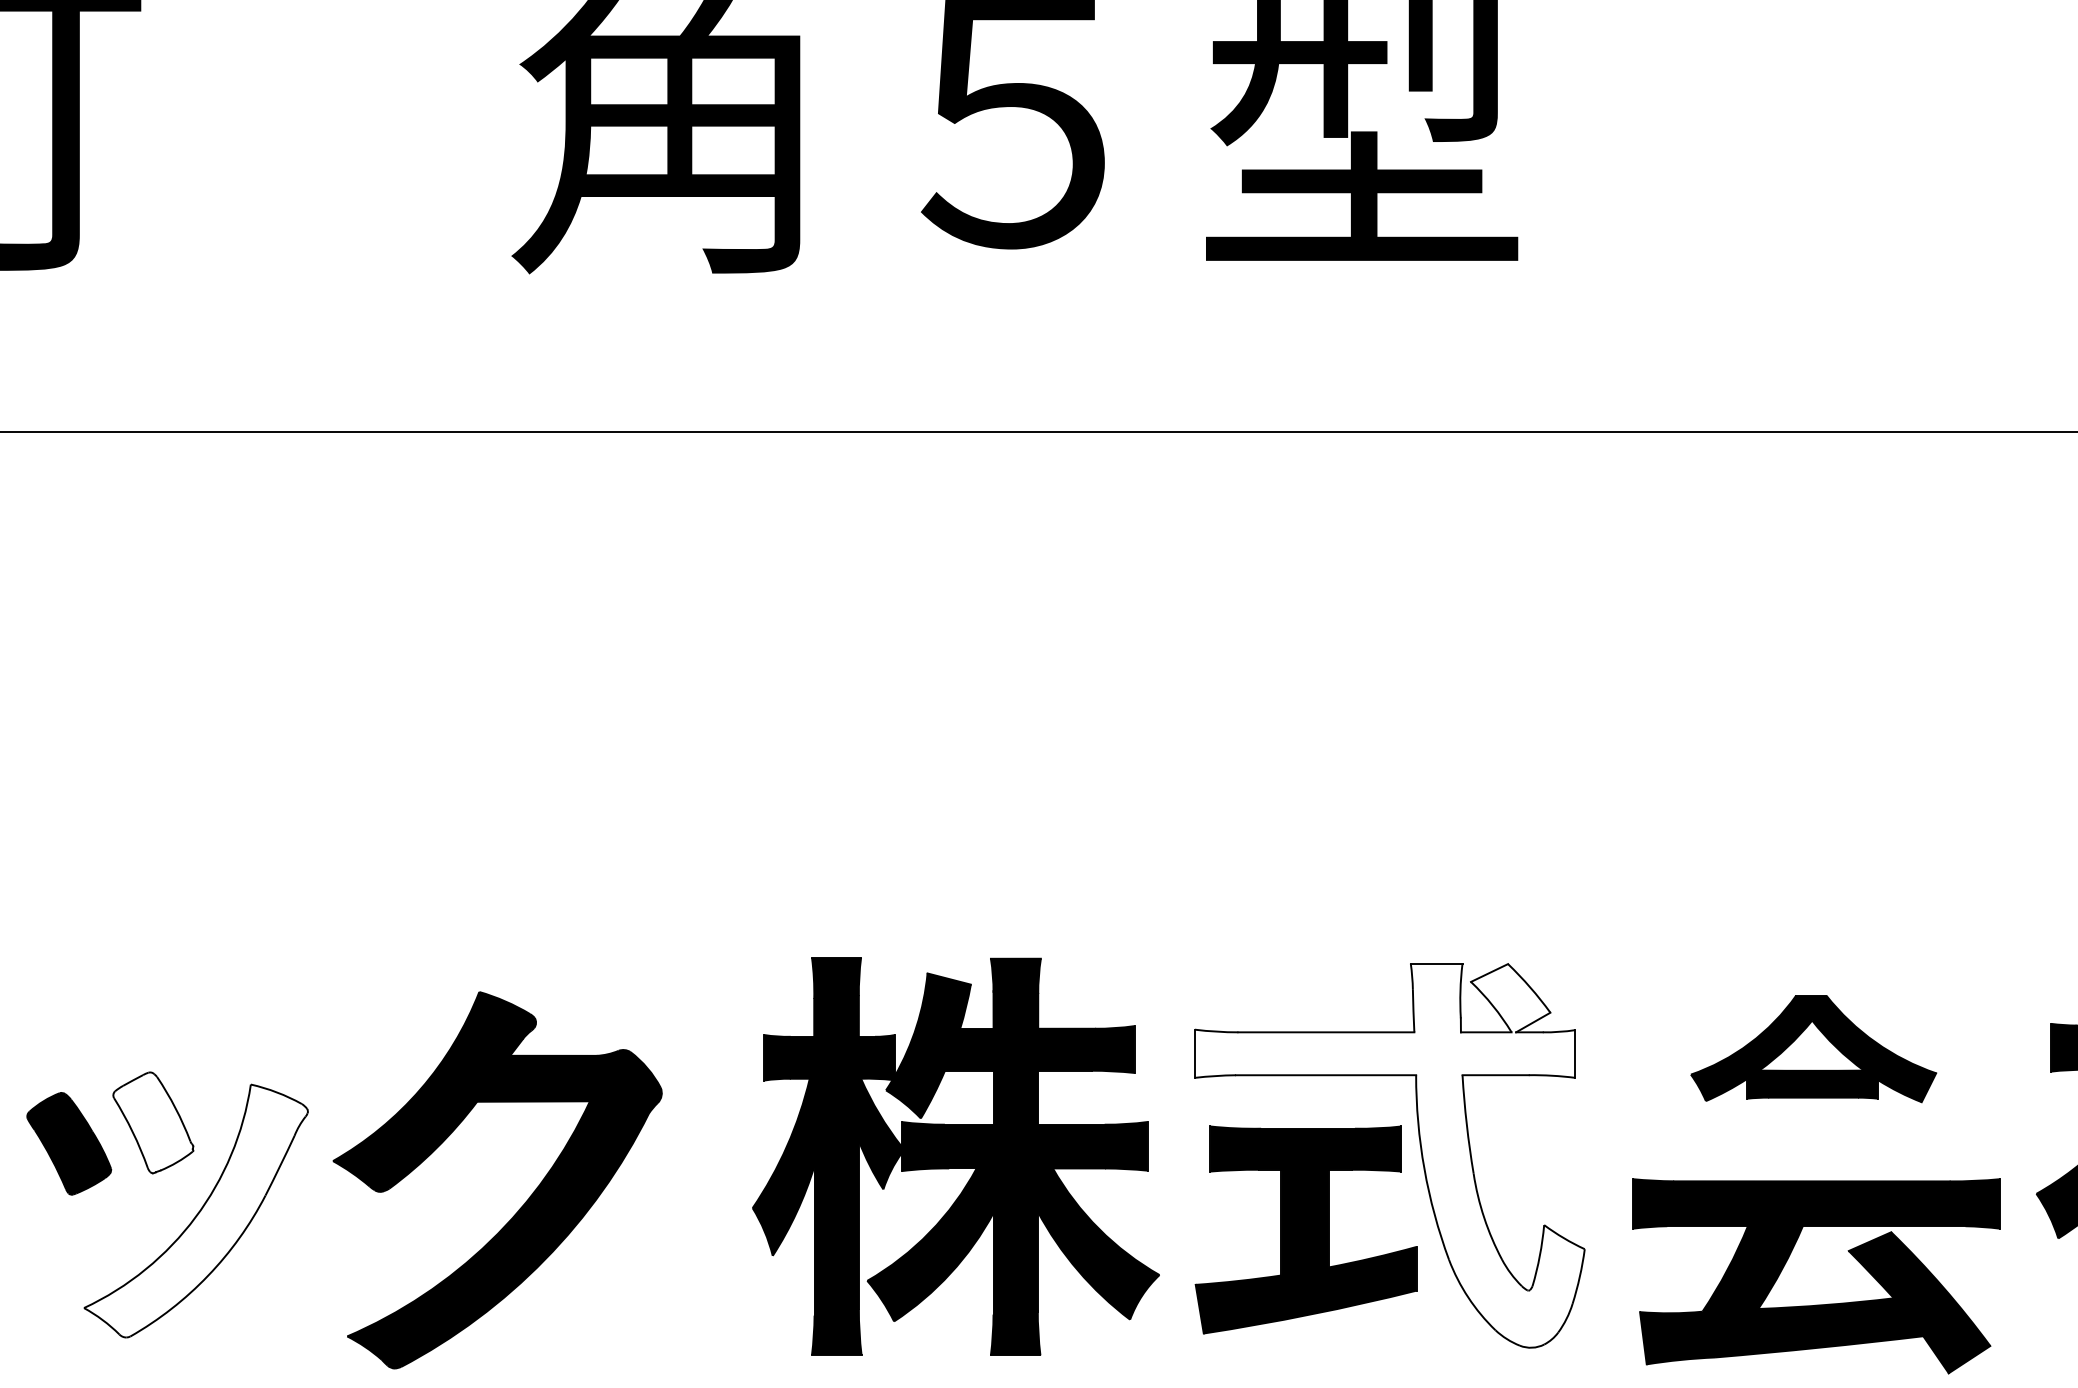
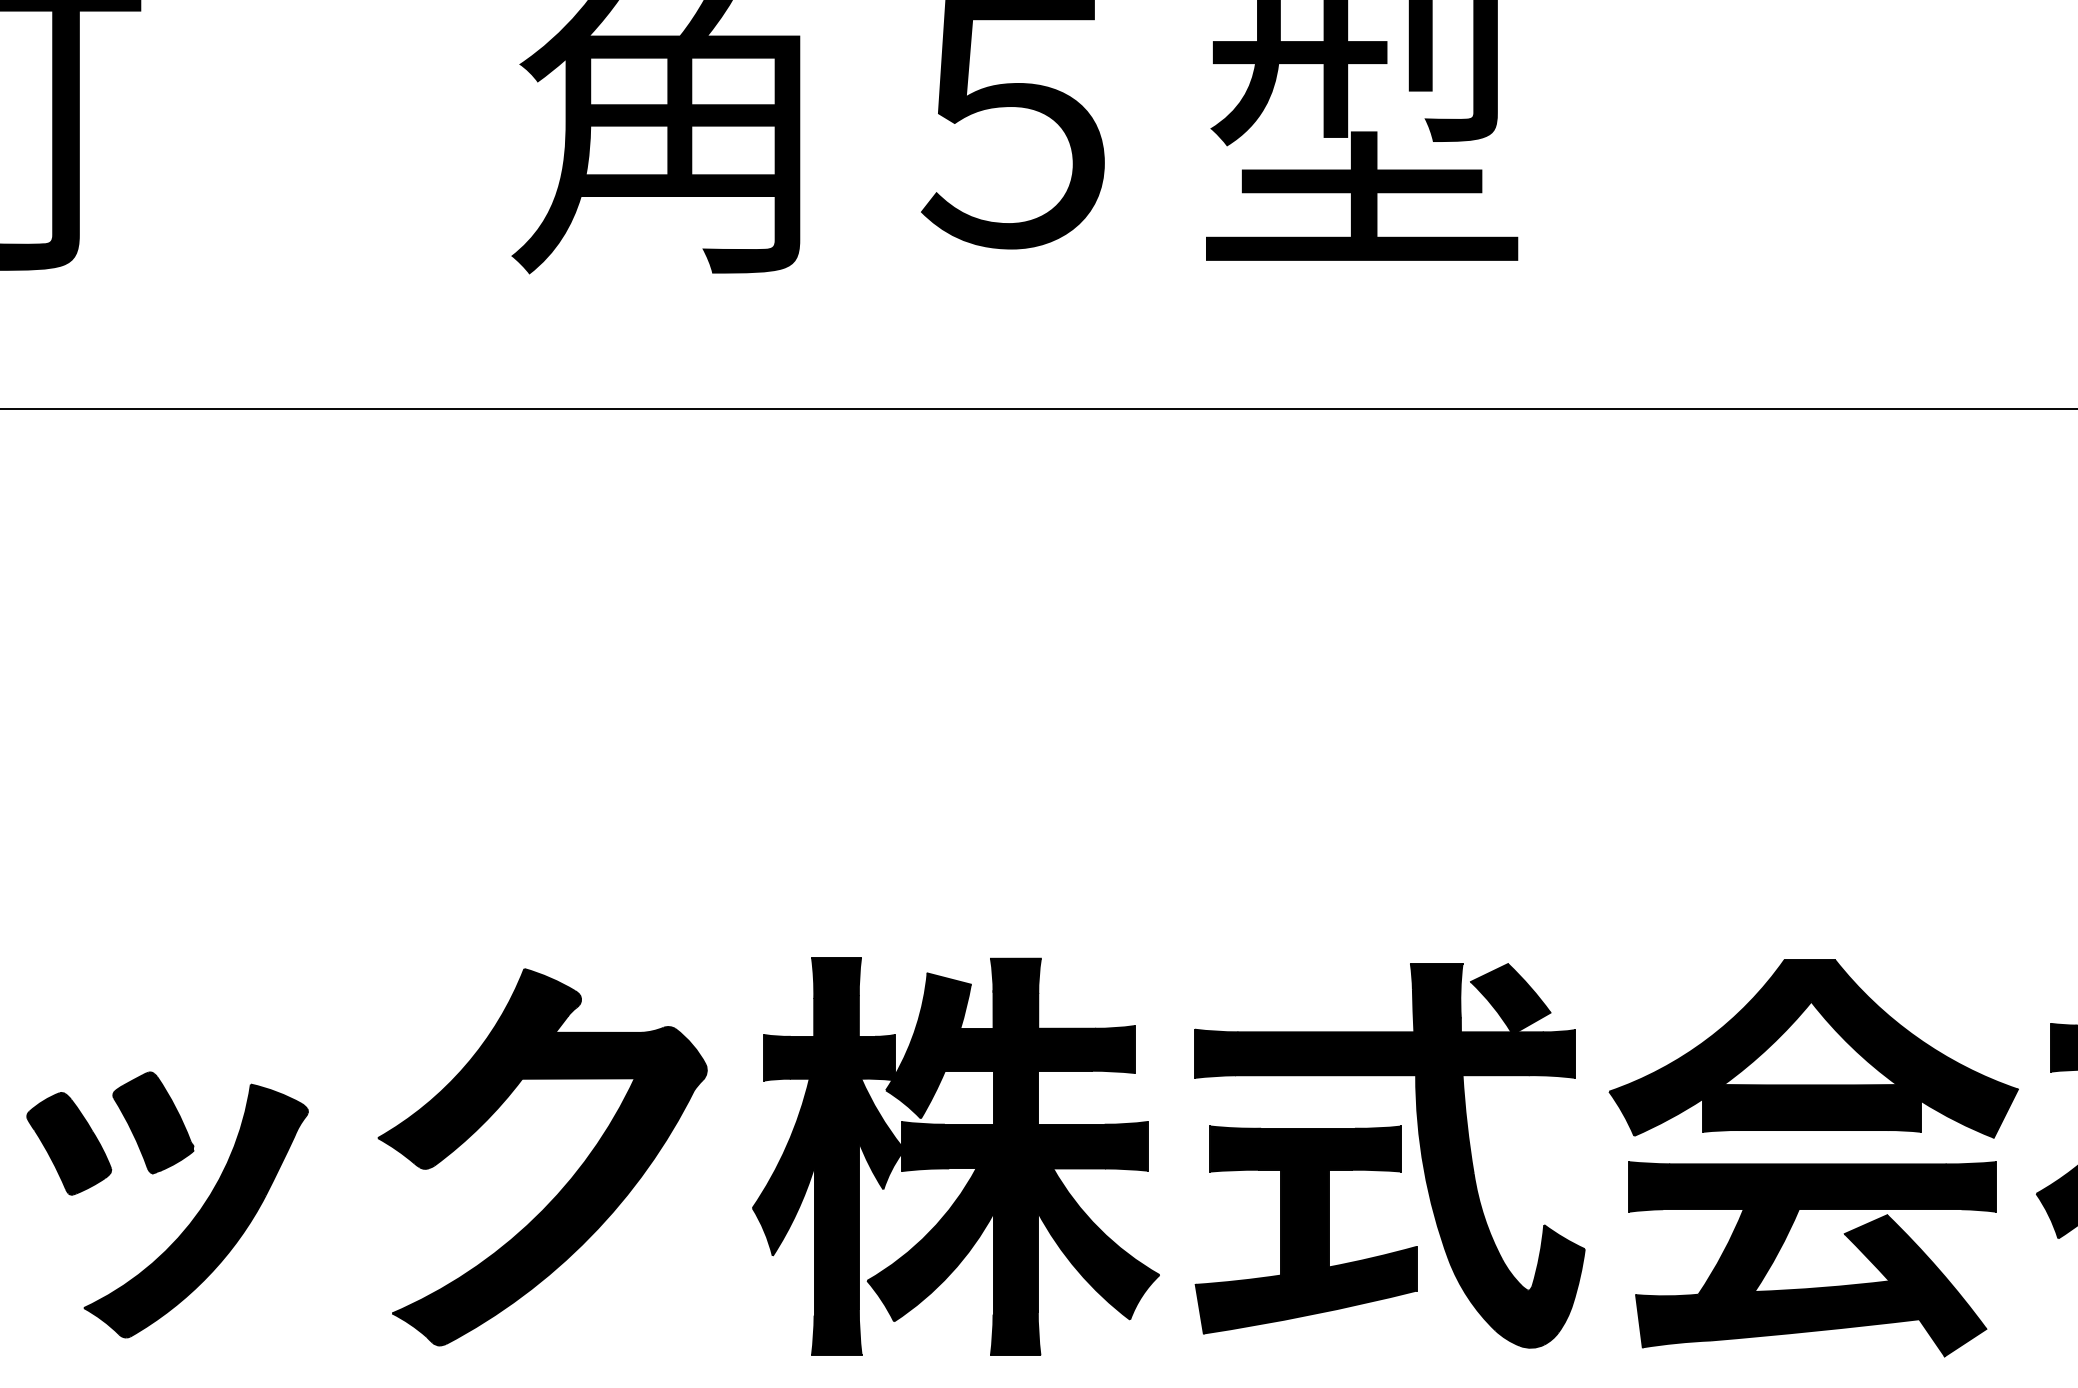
line position: (1038, 431) -> (1038, 408) (1038, 408)
part size: 248x109 px -> 411x180 px (1813, 1048)
fill: none -> present (153, 1122)
fill: none -> present (1389, 1155)
part position: (524, 1202) -> (569, 1179) (569, 1179)
fill: none -> present (195, 1210)
part position: (1816, 1304) -> (1812, 1287) (1812, 1287)
